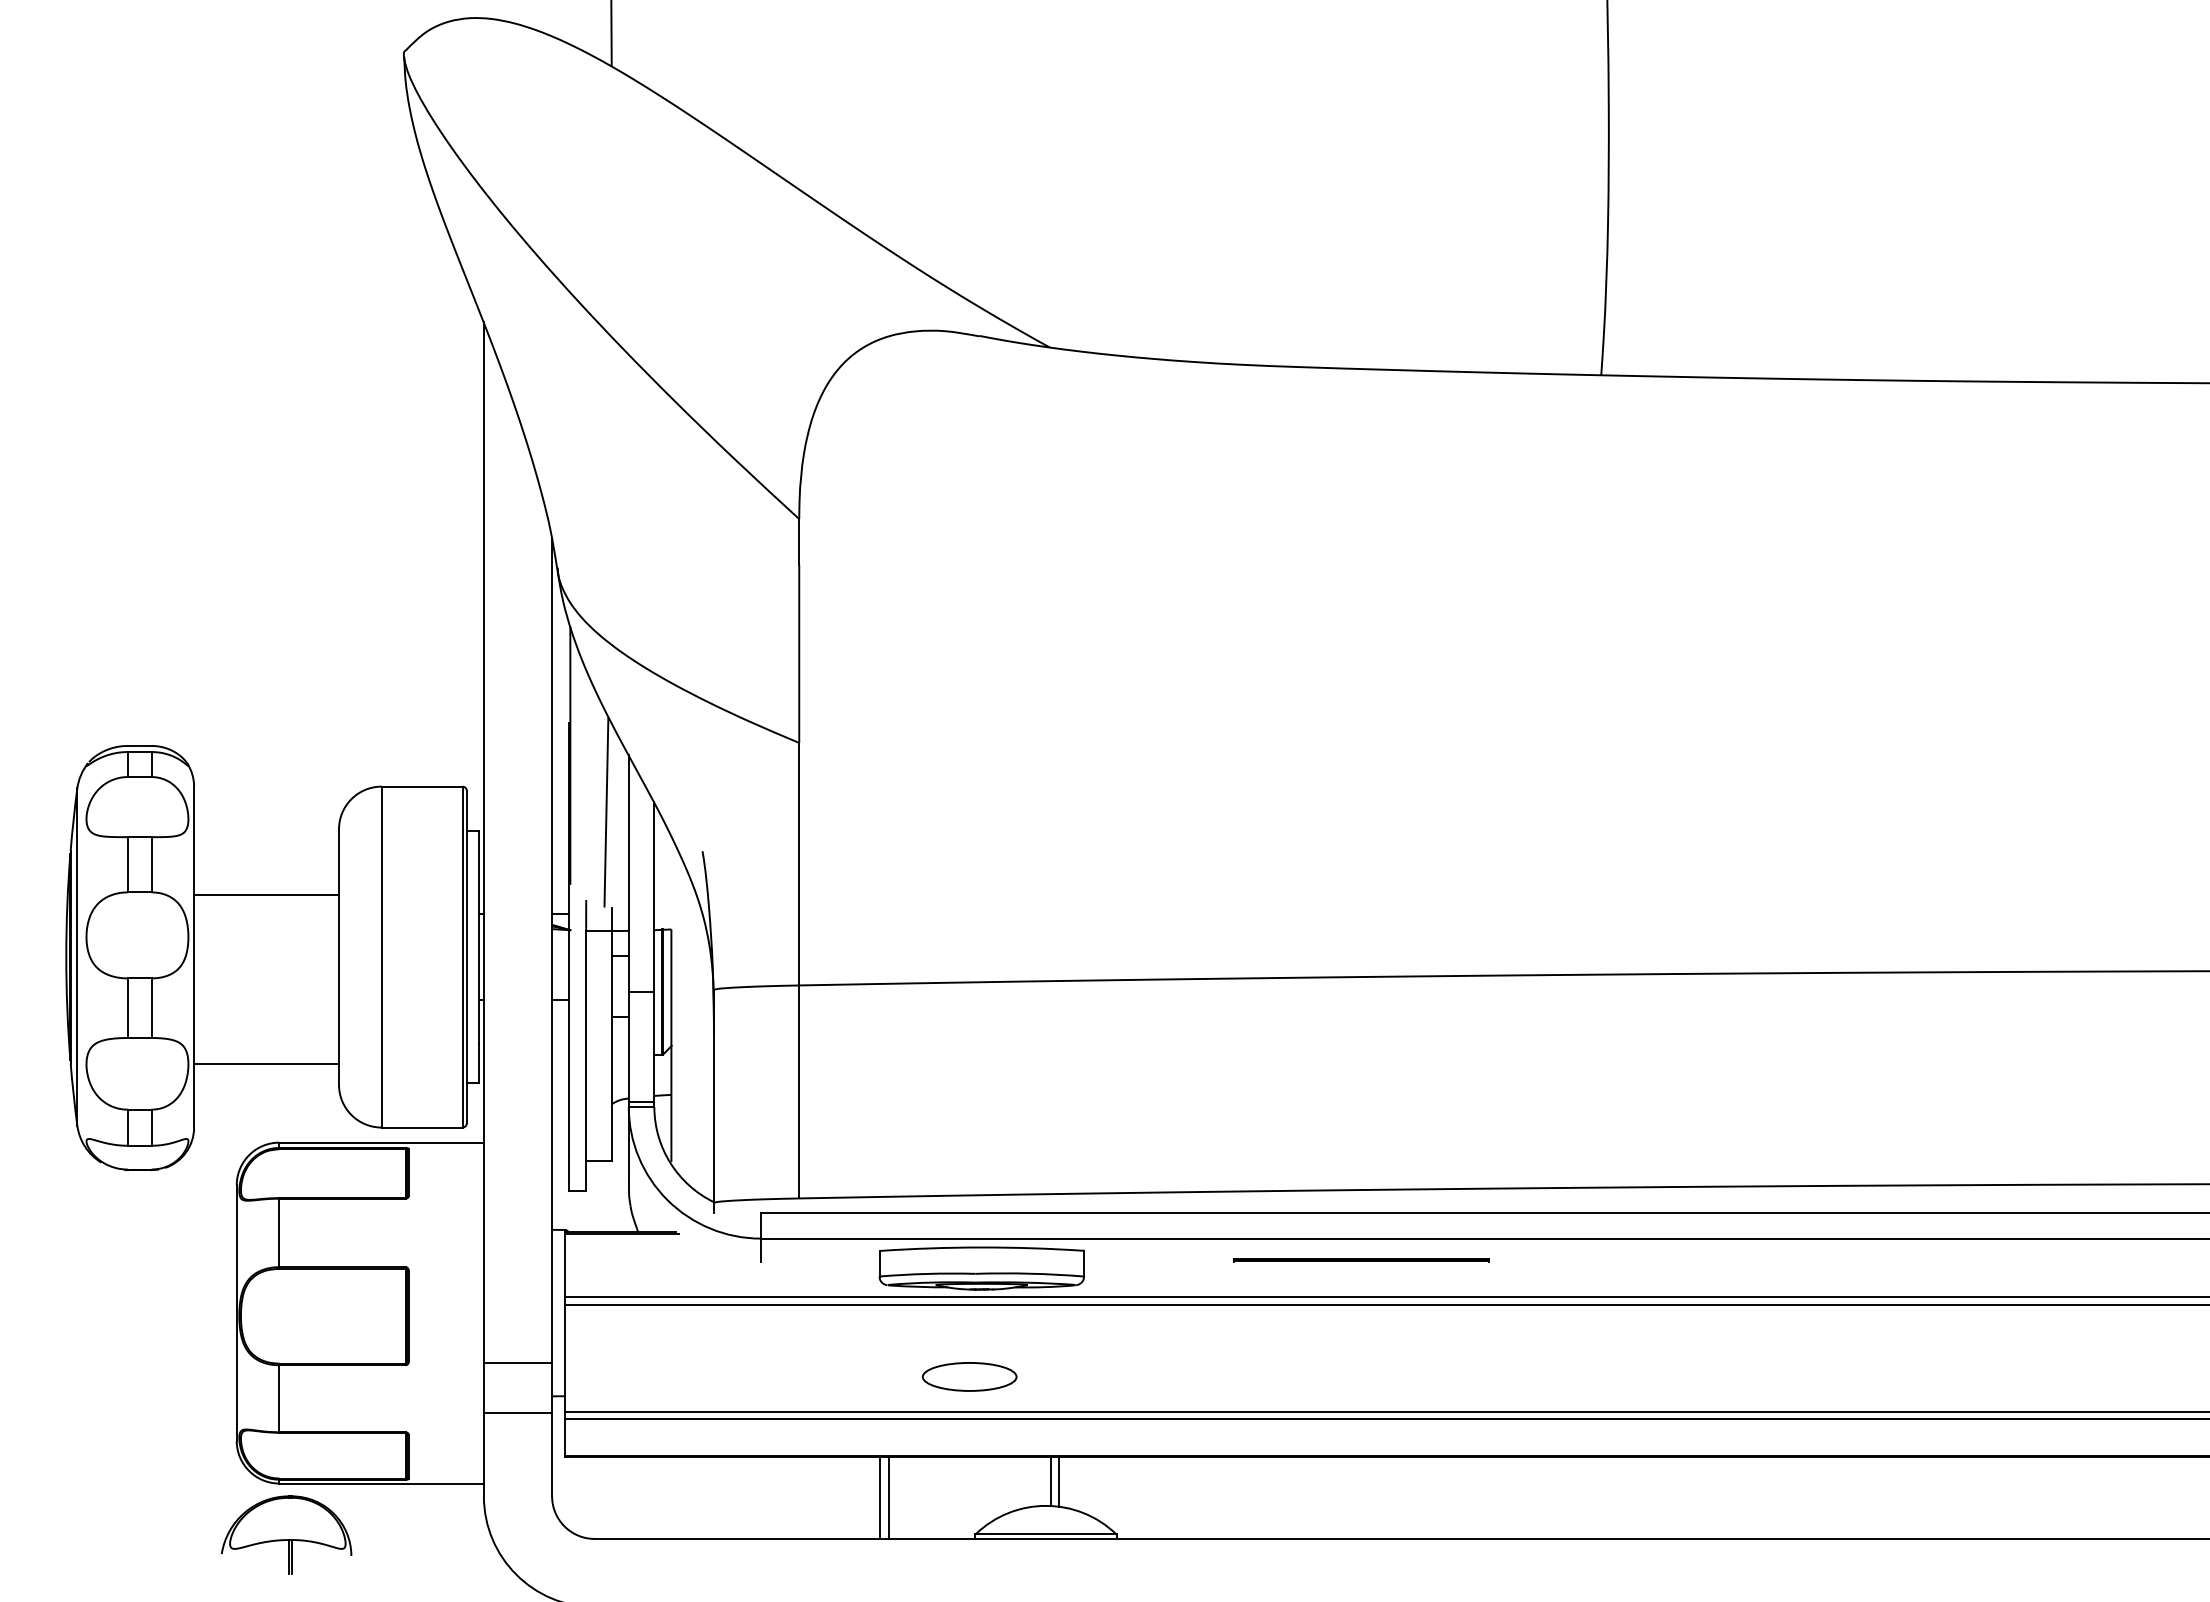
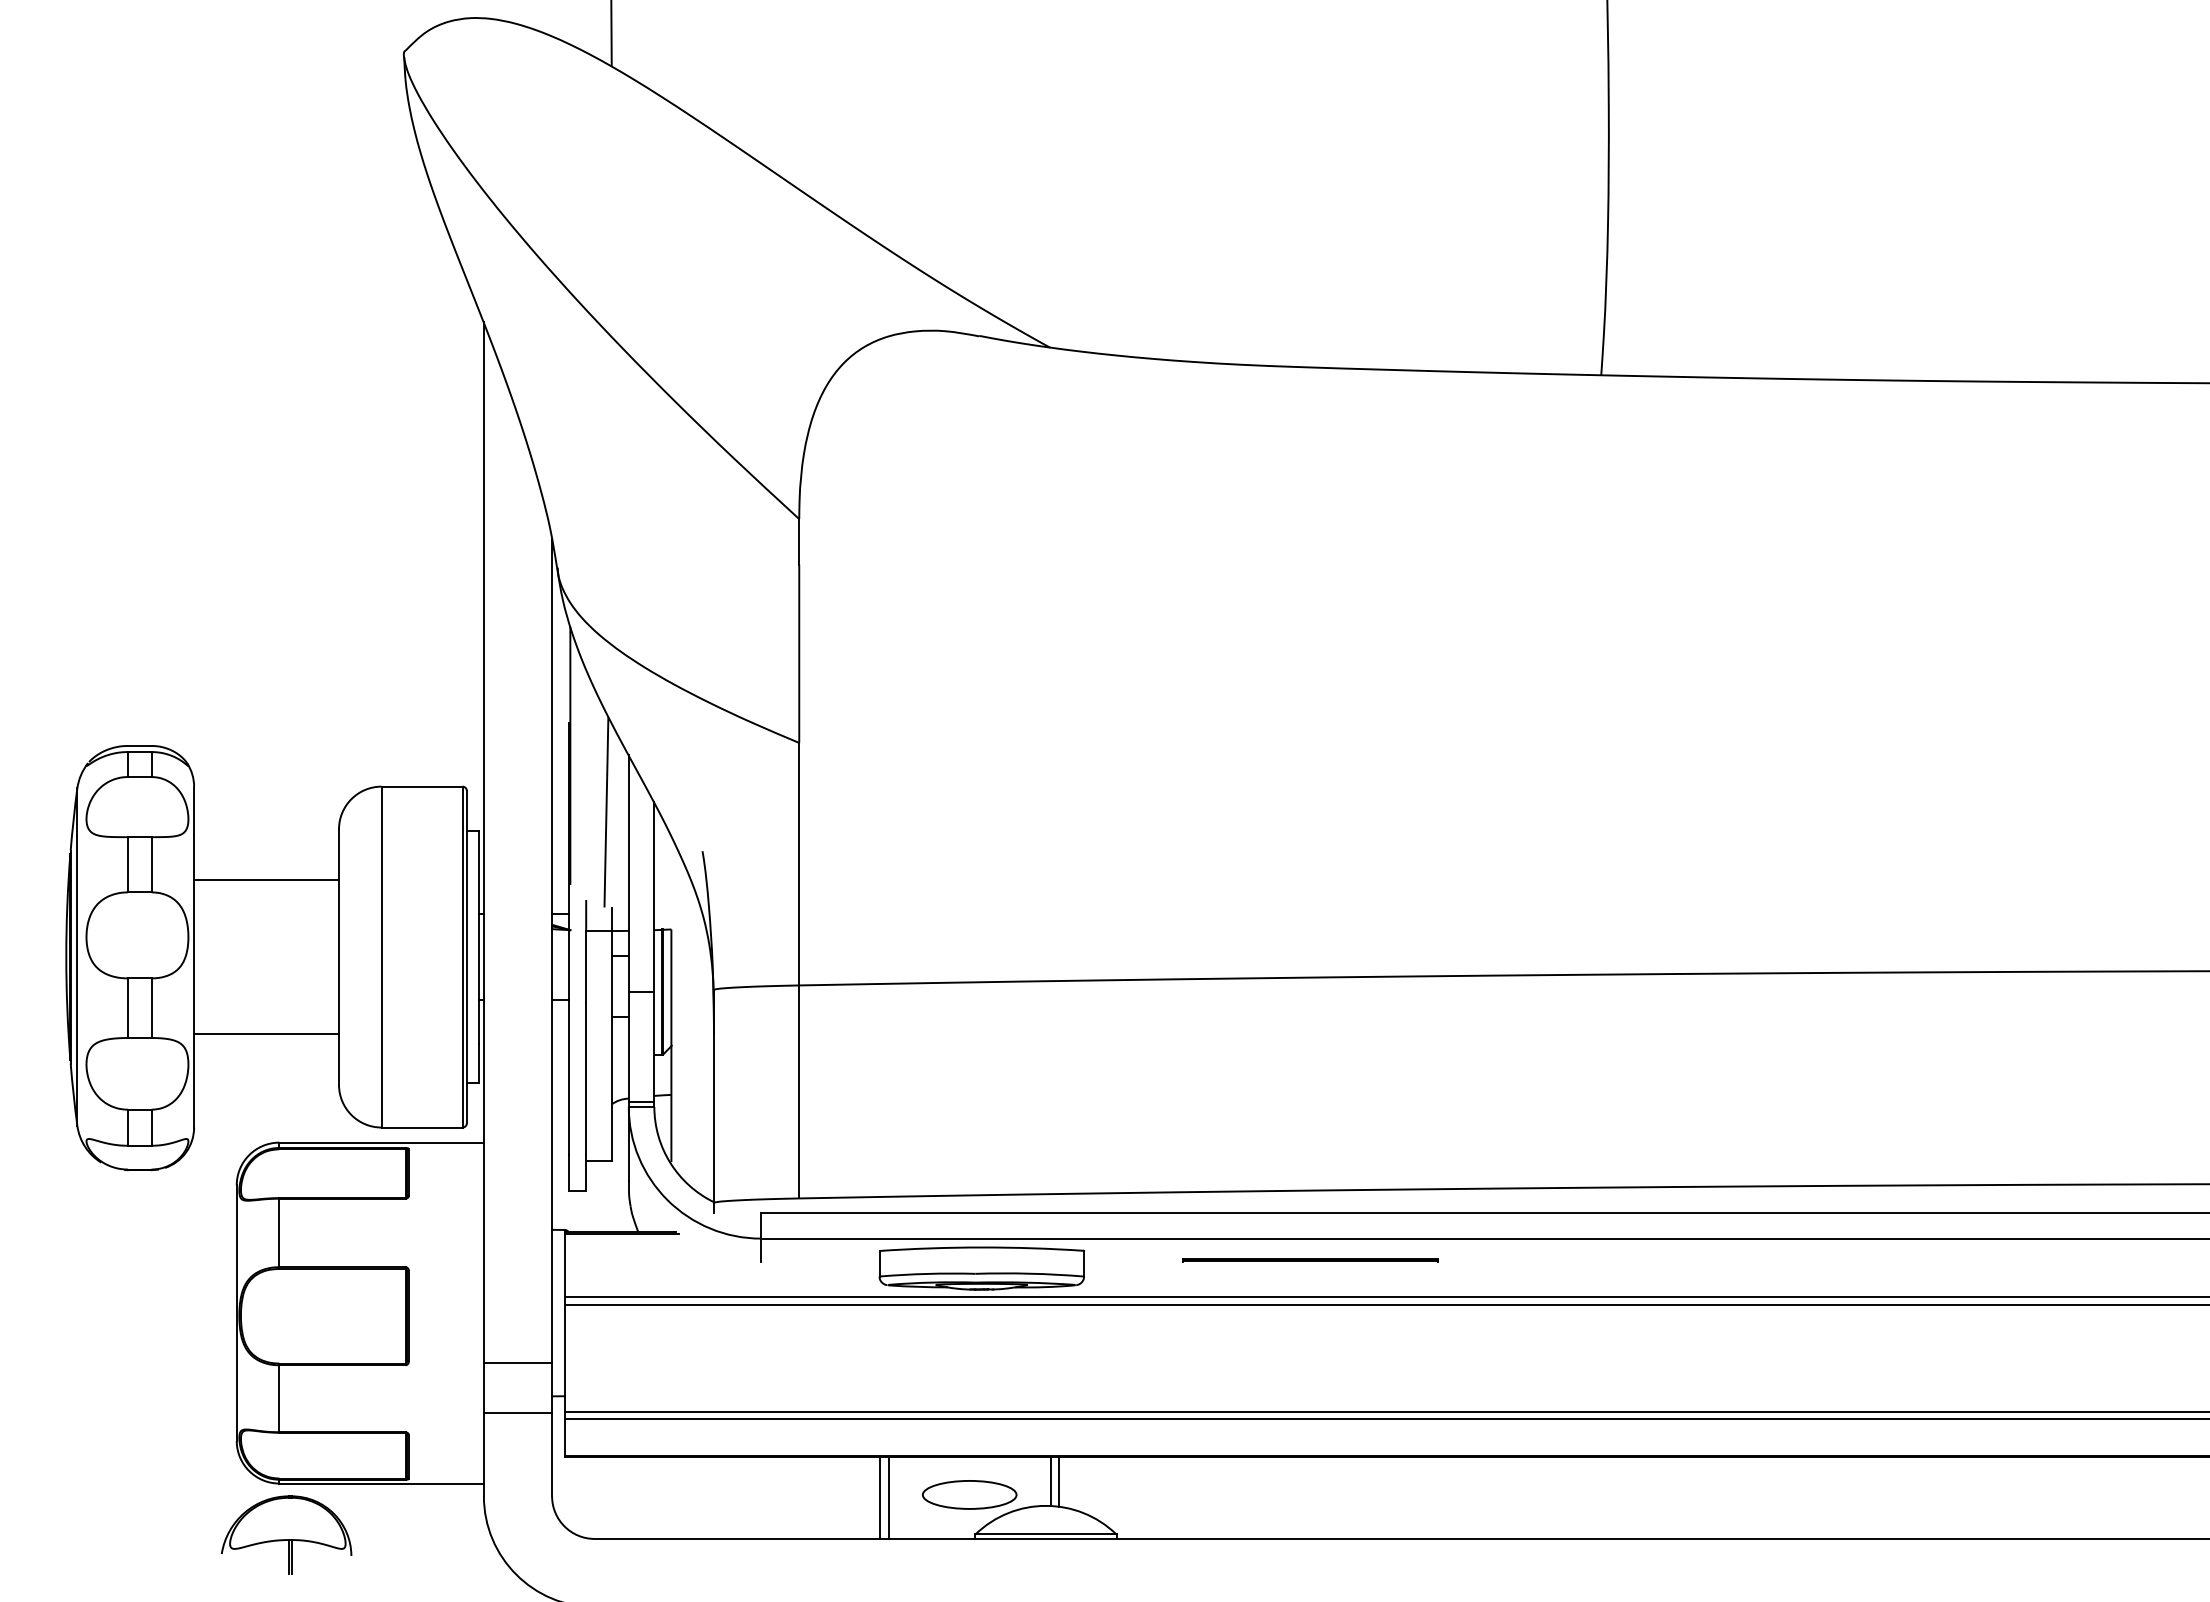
line position: (266, 895) -> (266, 880) (266, 880)
line position: (266, 1063) -> (266, 1033) (266, 1033)
line position: (1361, 1260) -> (1310, 1260) (1310, 1260)
part position: (969, 1376) -> (969, 1494) (969, 1494)
